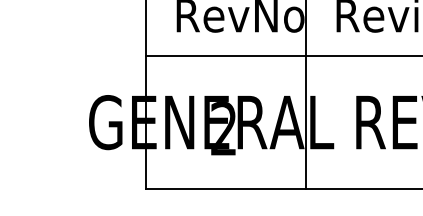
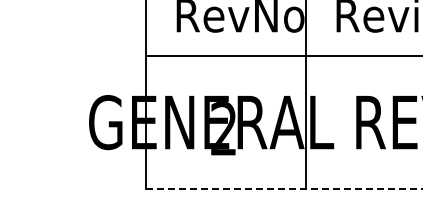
line: solid -> dashed (284, 188)
